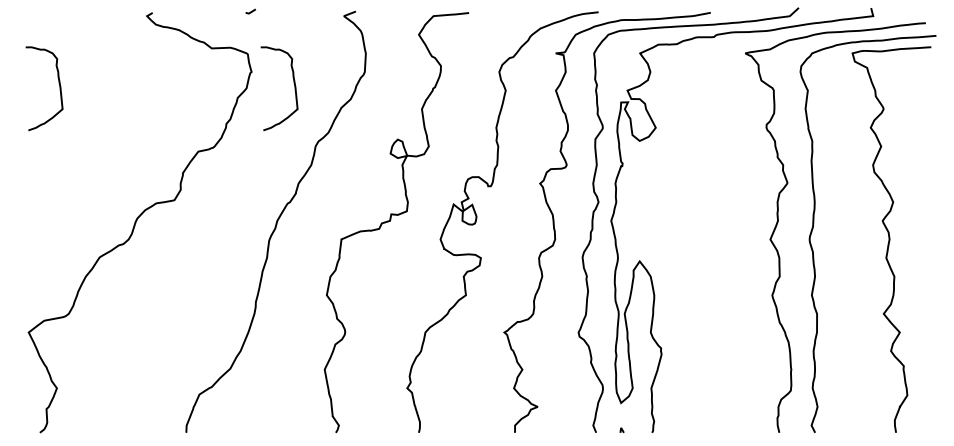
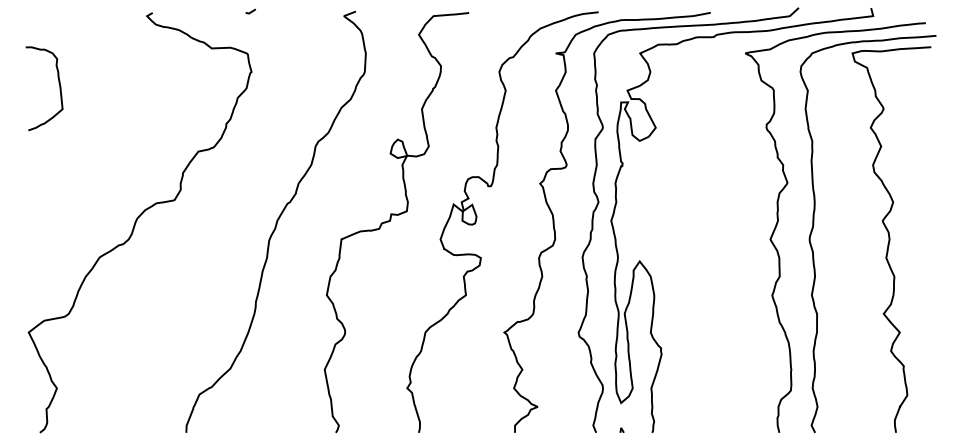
curve: present -> none (293, 83)
